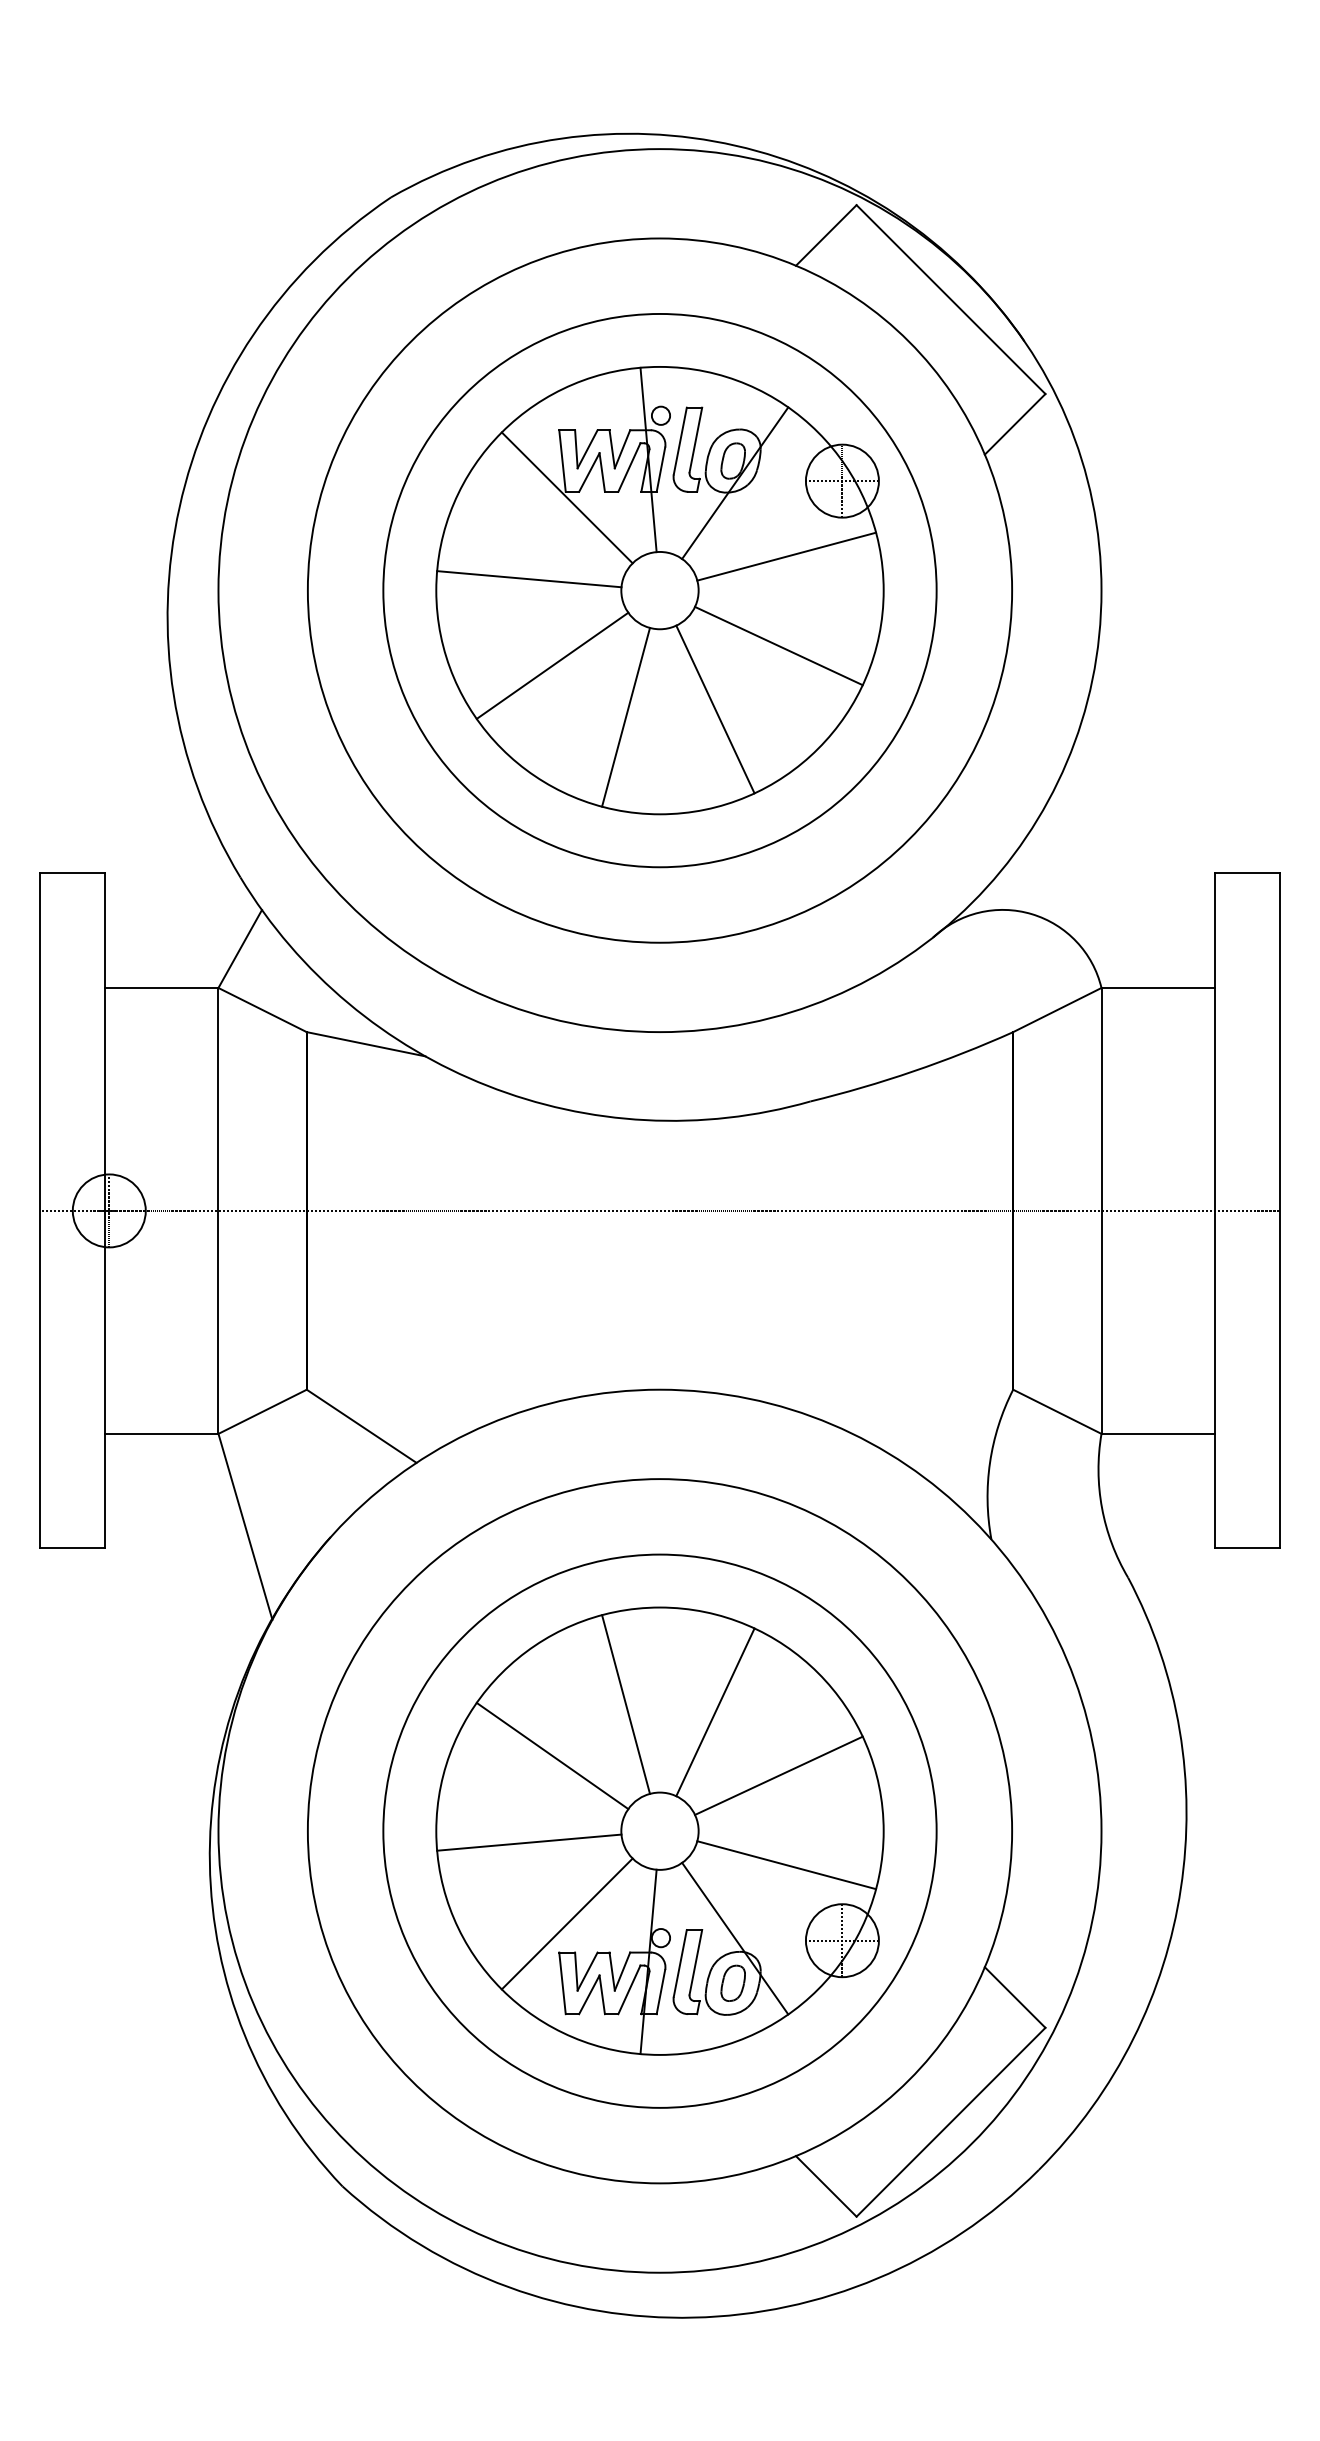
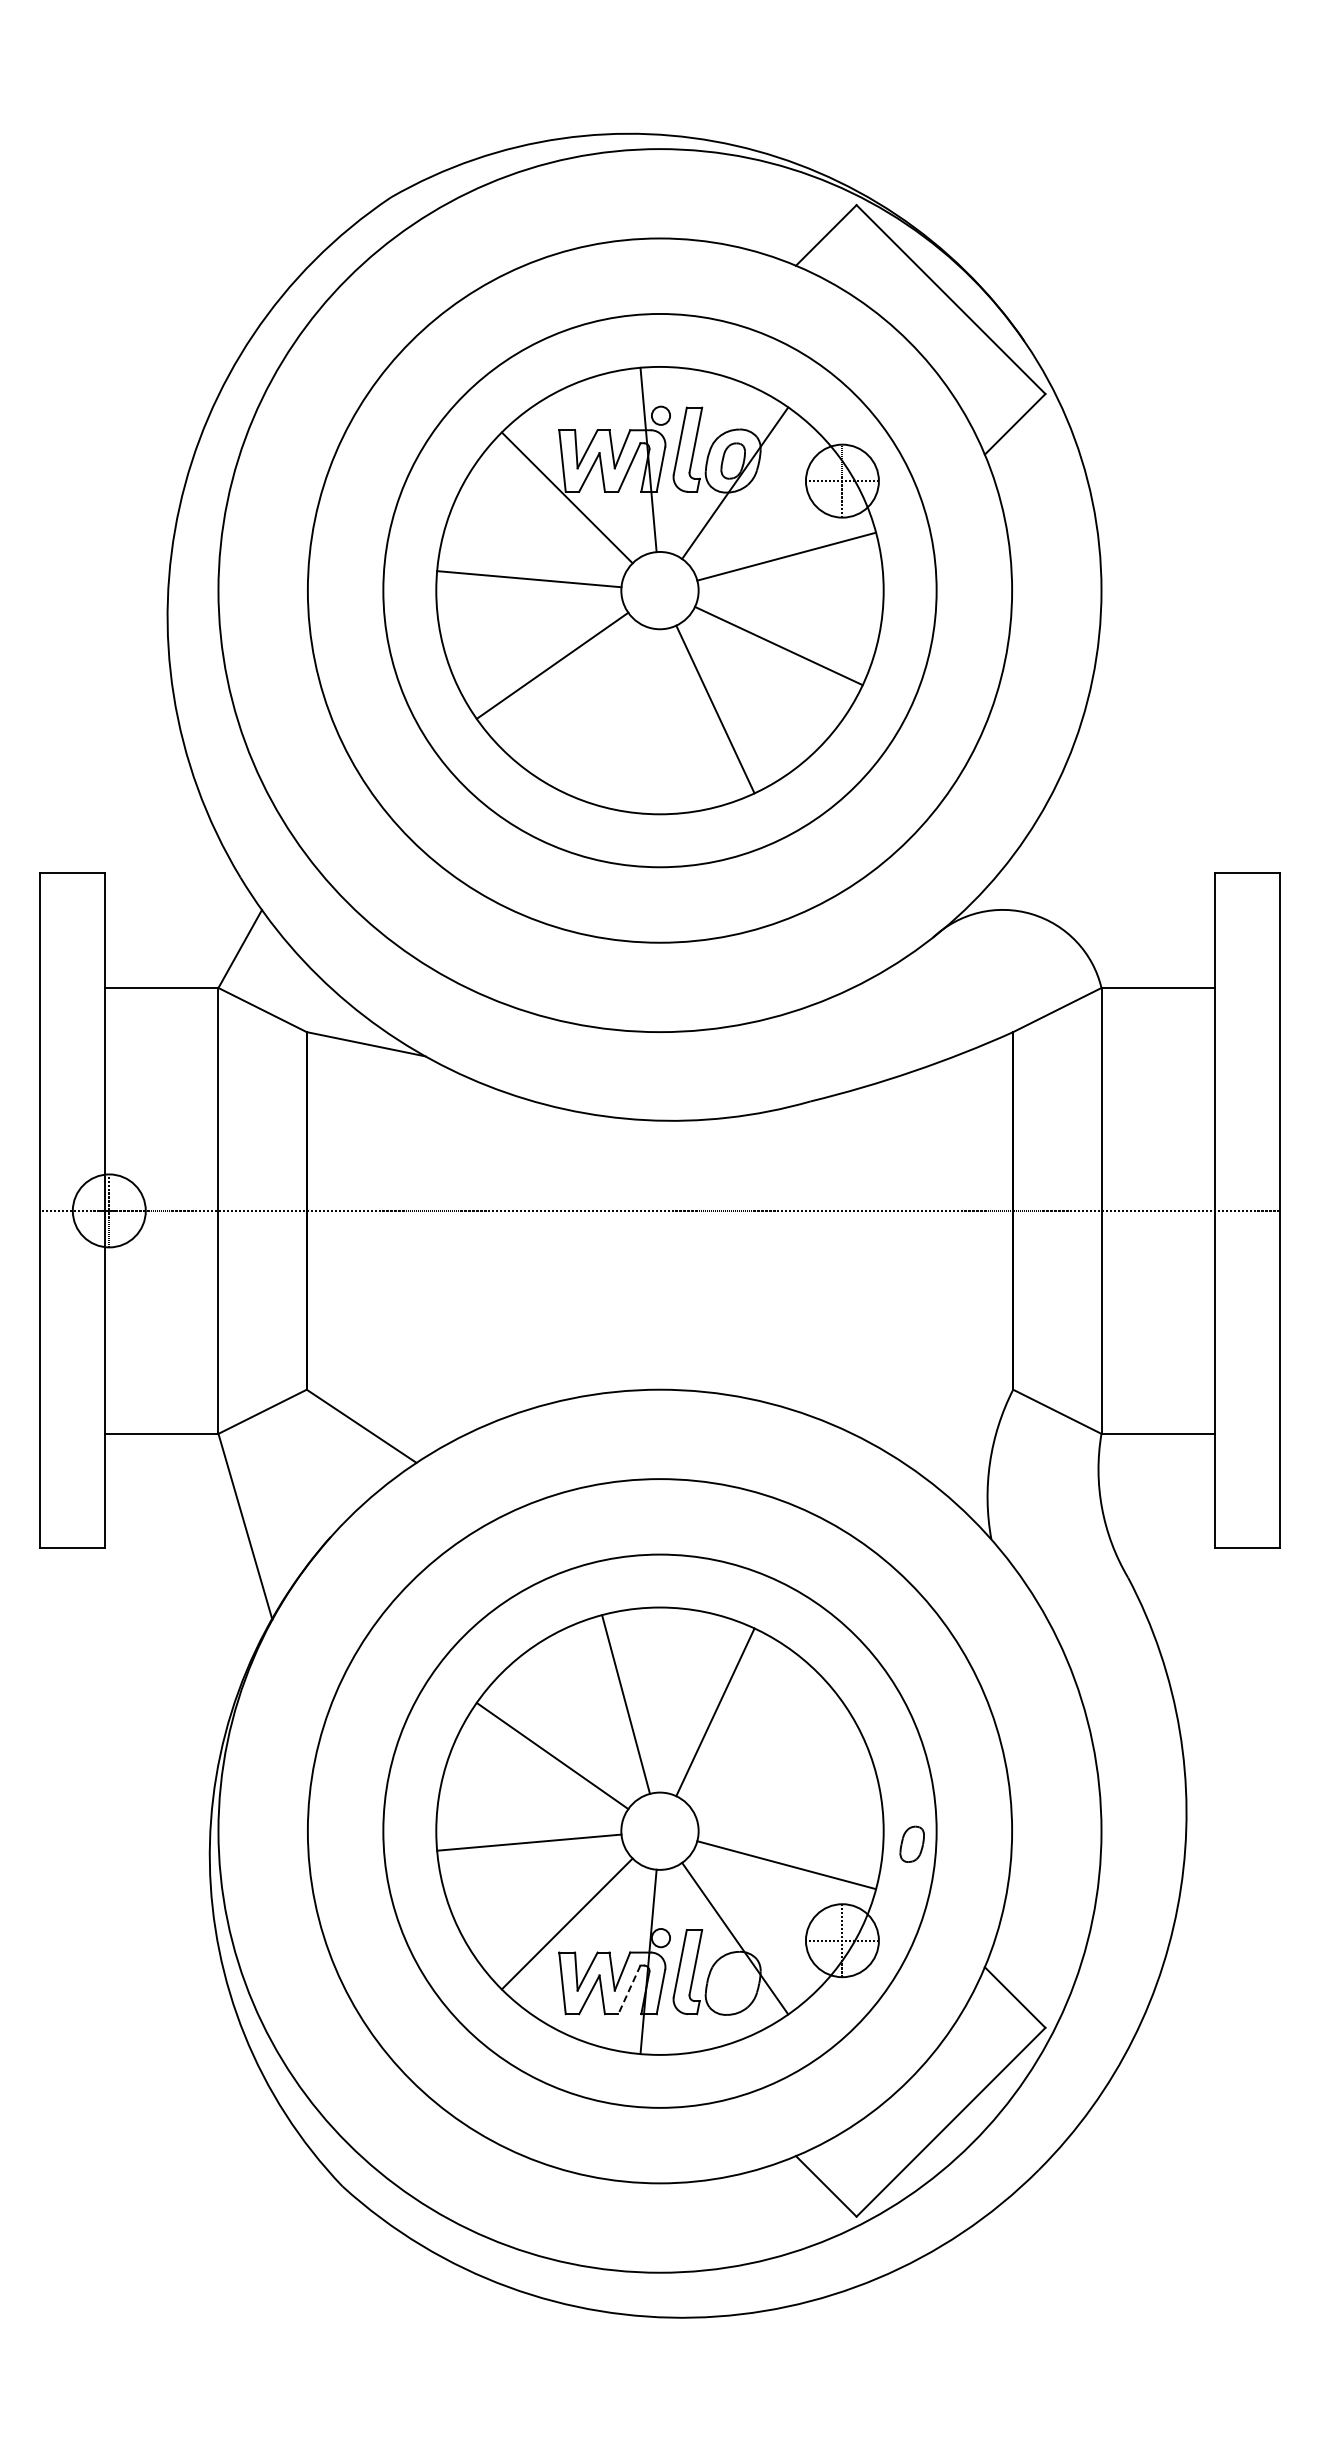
line: present -> none (626, 716)
line: present -> none (778, 1775)
part position: (732, 1982) -> (911, 1843) (911, 1843)
line: solid -> dashed (629, 1989)
